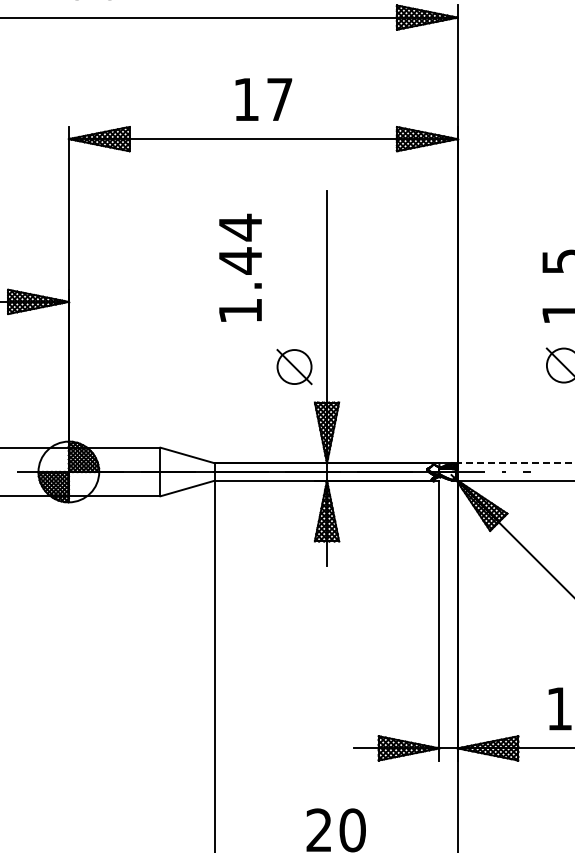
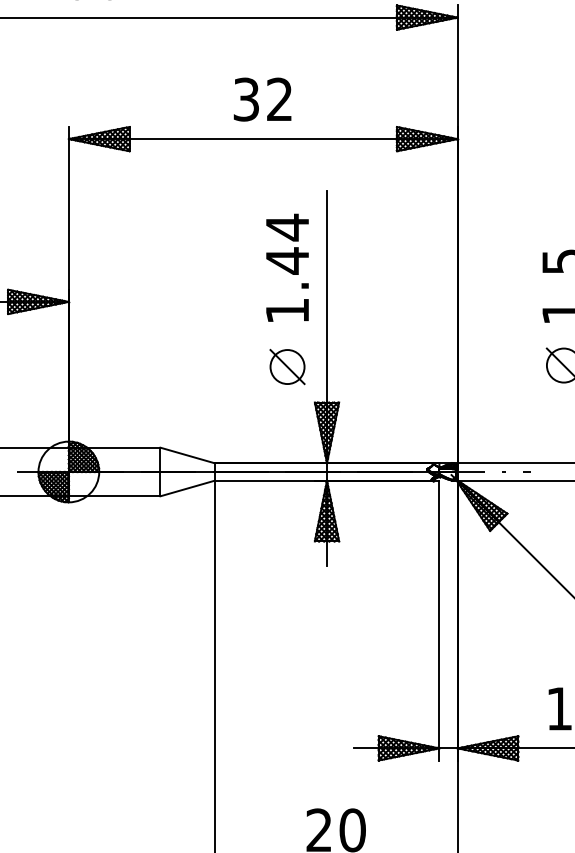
text: 17 -> 32 (262, 99)
text position: (240, 267) -> (287, 267) (287, 267)
part position: (294, 367) -> (287, 367) (287, 367)
line: dashed -> solid (513, 462)
